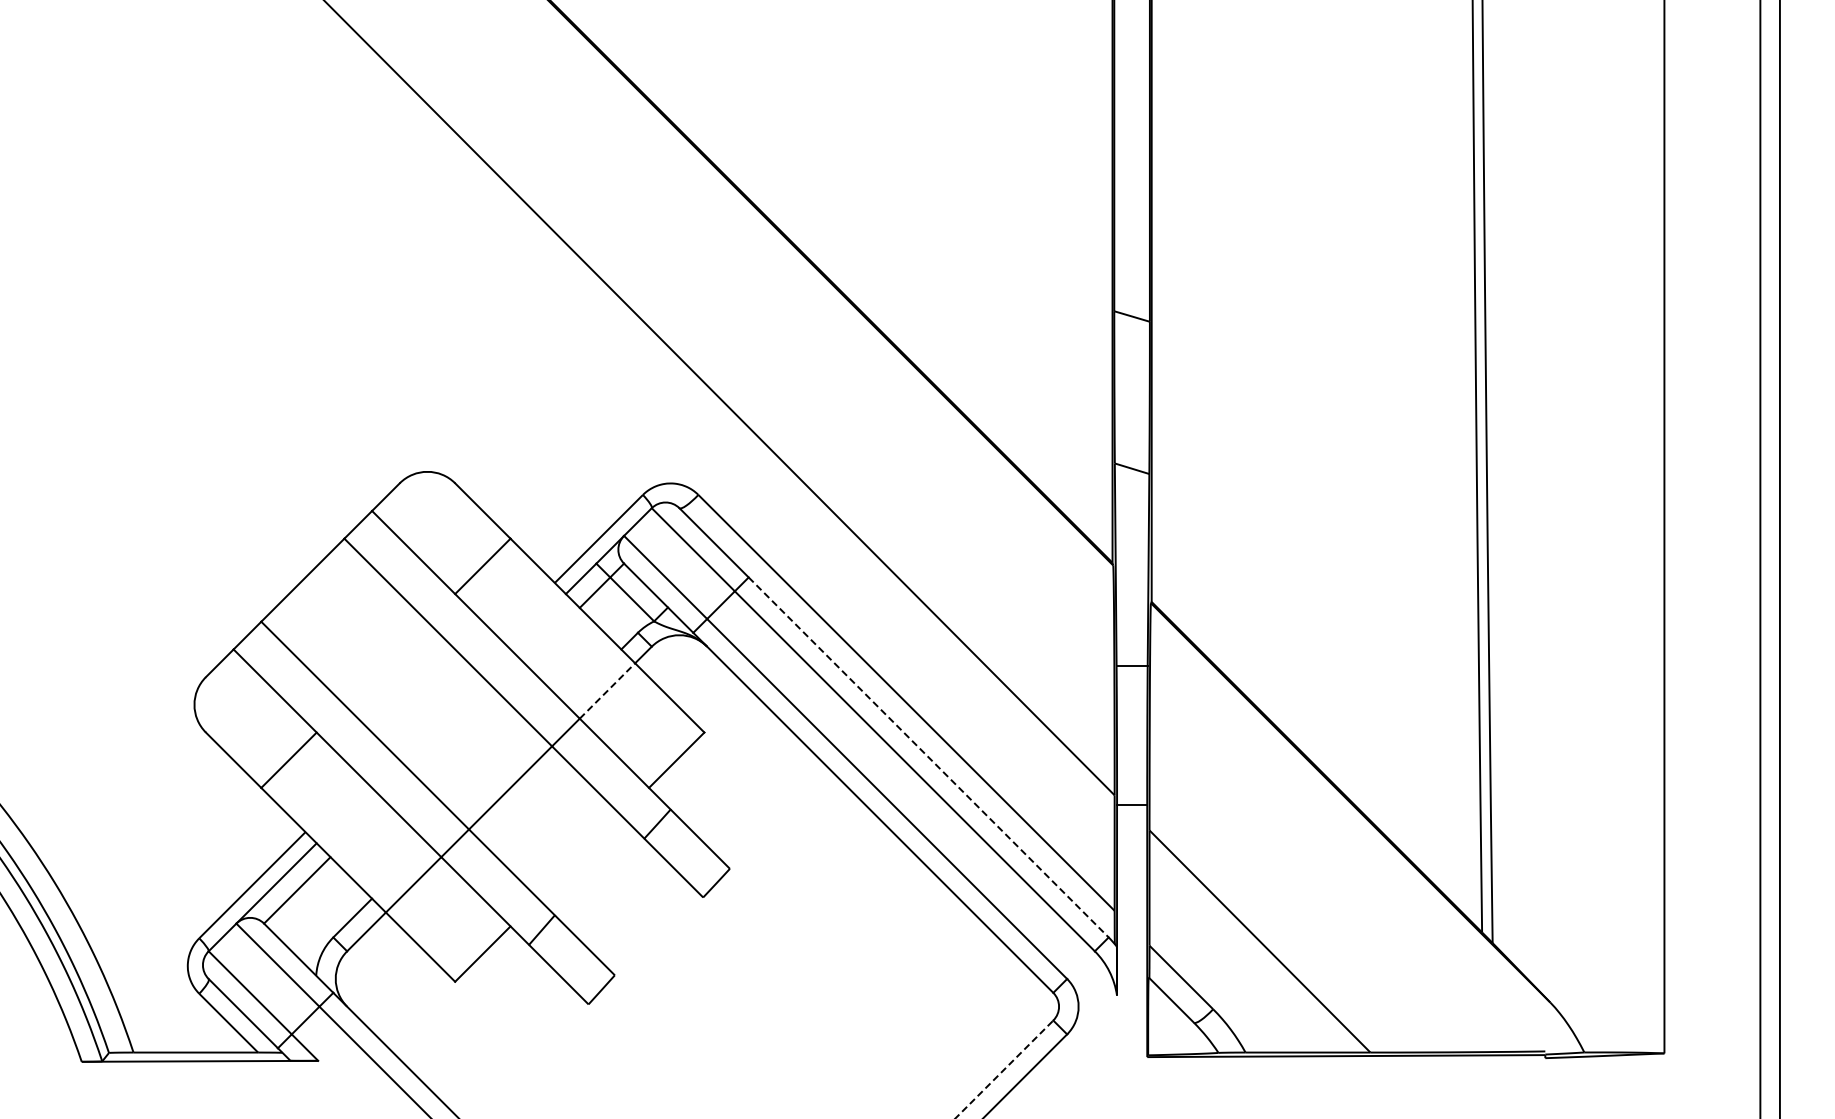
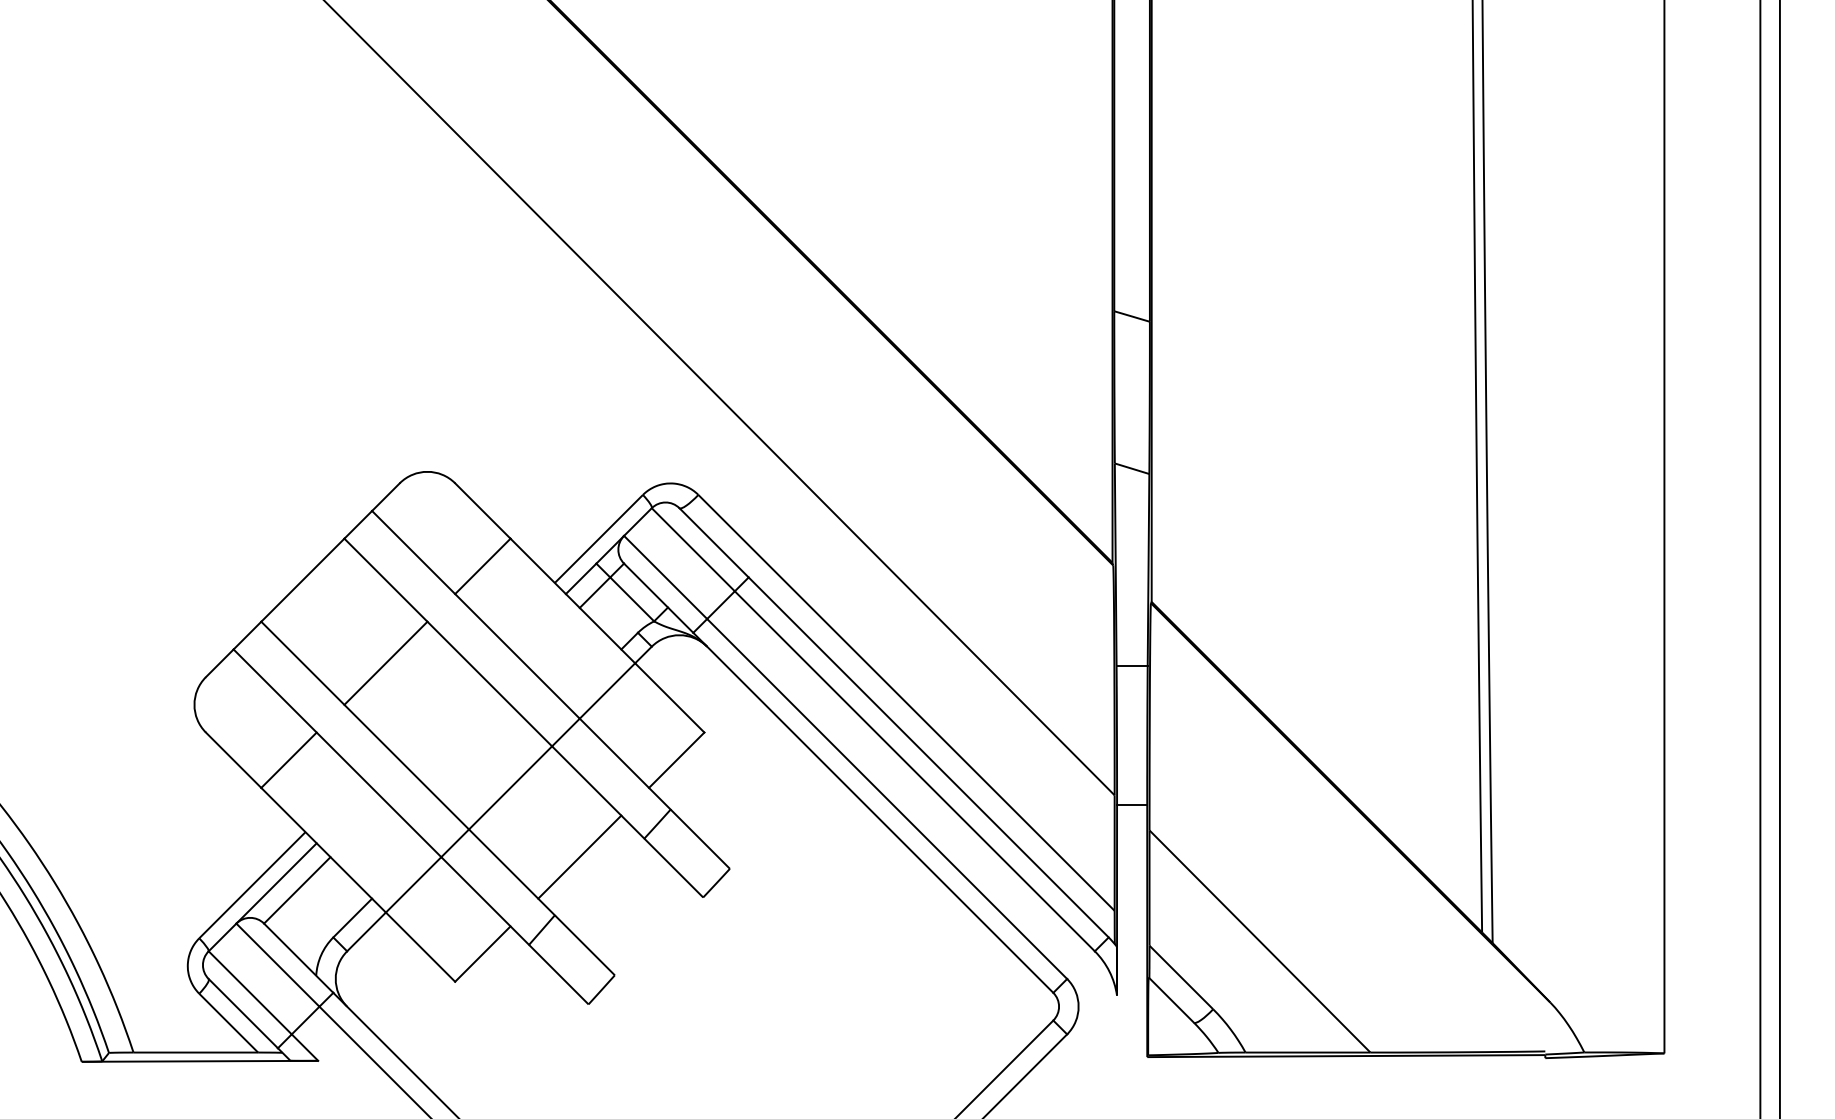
line: none -> present (385, 662)
line: dashed -> solid (607, 690)
line: dashed -> solid (928, 757)
line: none -> present (579, 856)
line: dashed -> solid (1004, 1069)
